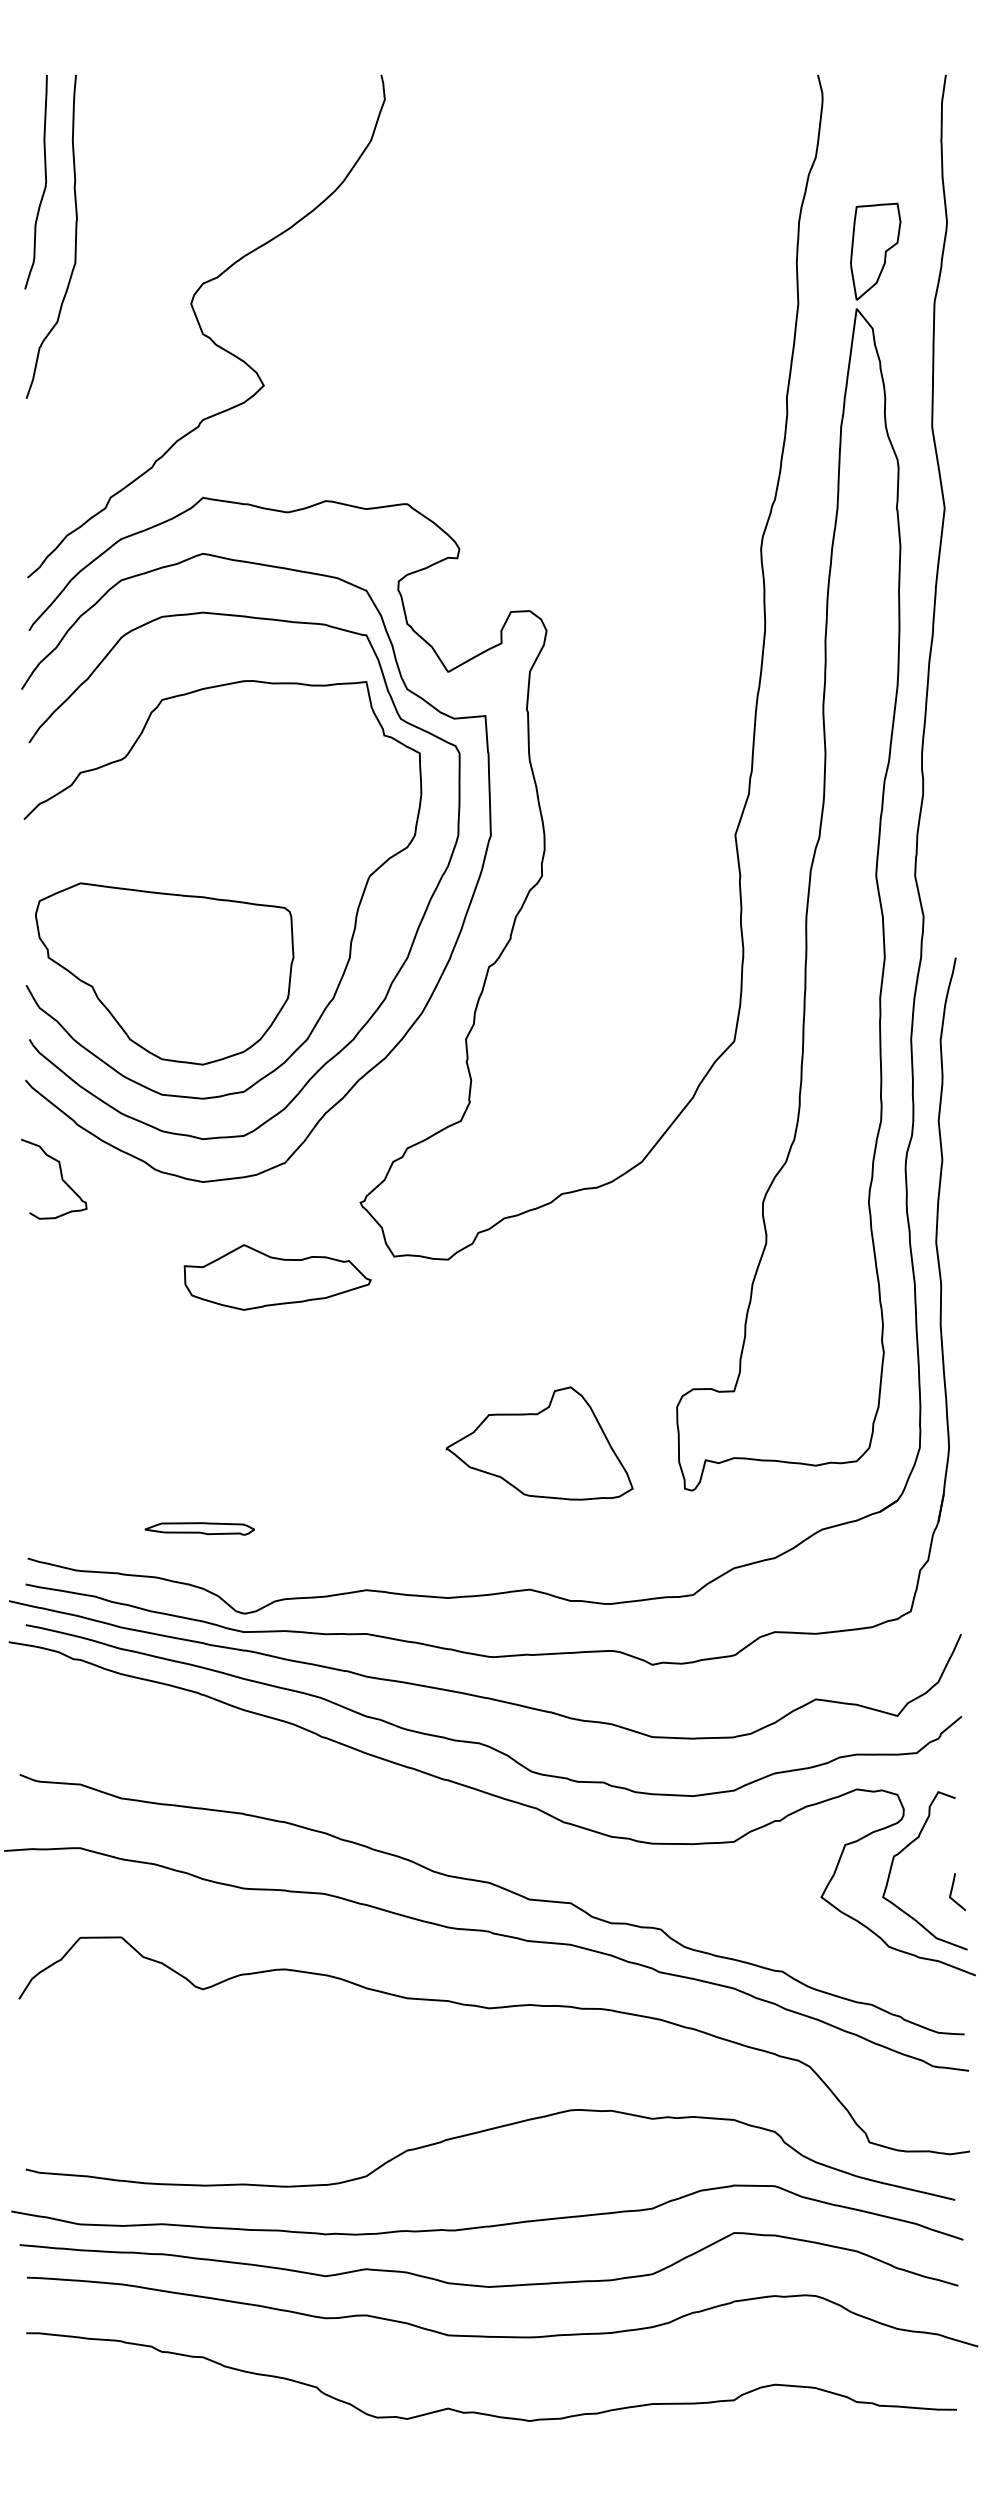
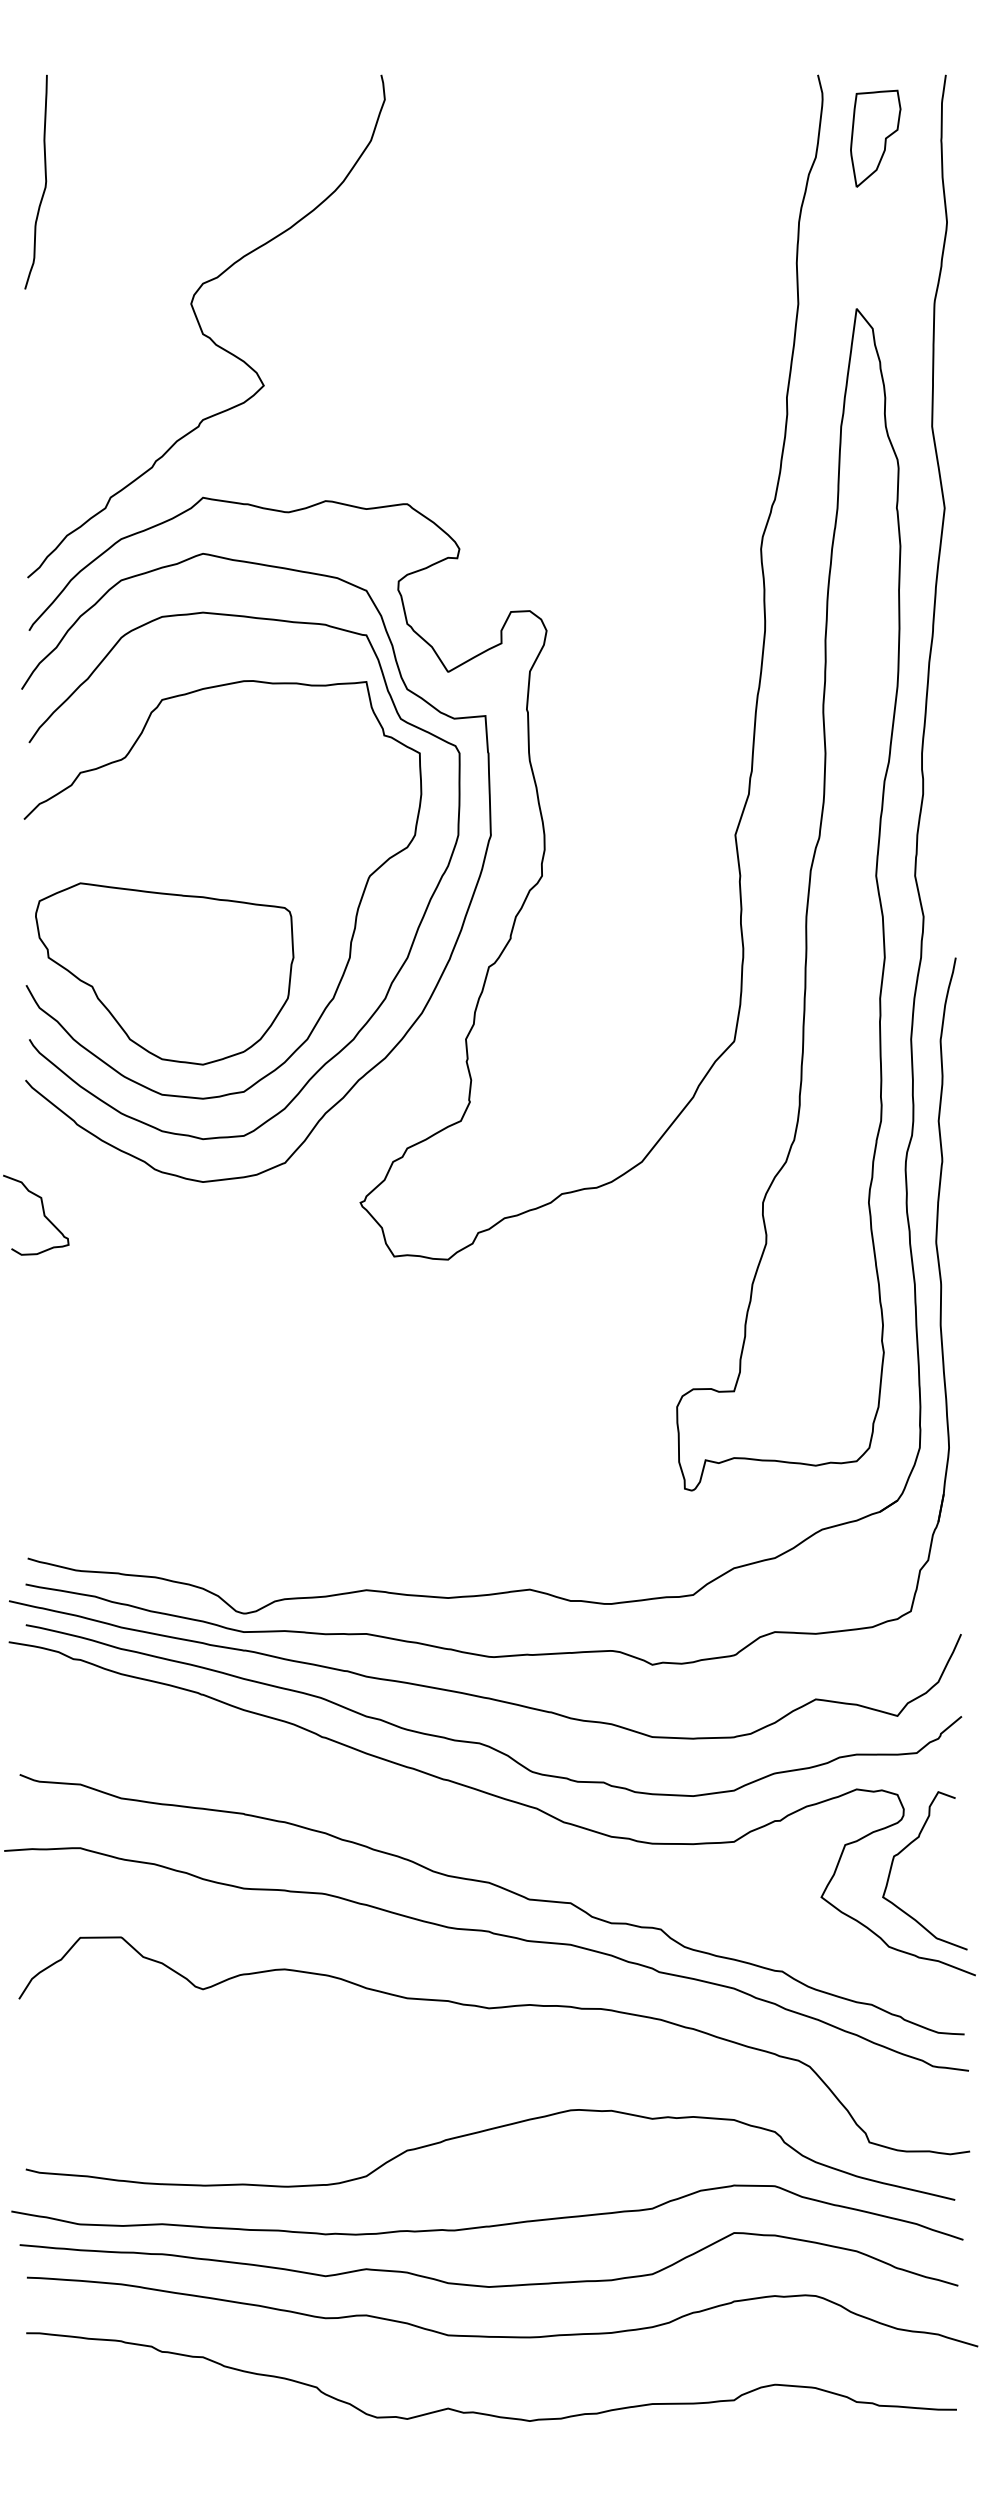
curve: present -> none (75, 236)
part position: (875, 251) -> (875, 138) (875, 138)
curve position: (60, 1175) -> (42, 1211) (42, 1211)
part: present -> none (277, 1277)
part: present -> none (539, 1443)
part: present -> none (199, 1528)
line: present -> none (952, 1891)
